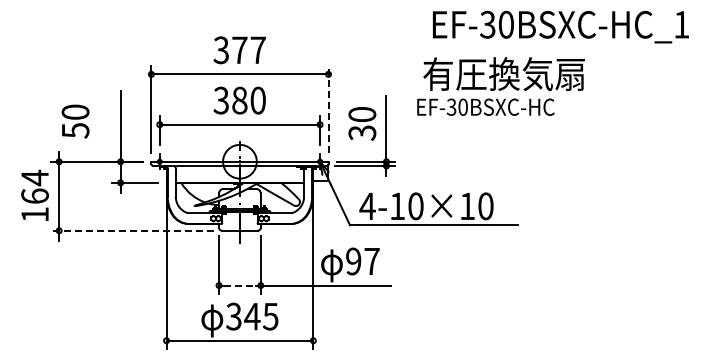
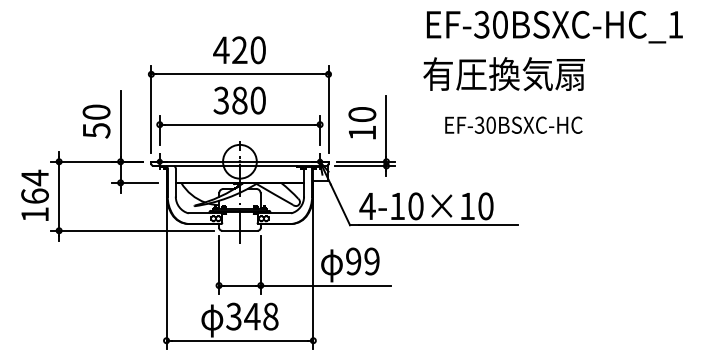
text position: (560, 26) -> (554, 26) (554, 26)
text: 377 -> 420 (239, 50)
text position: (485, 106) -> (513, 124) (513, 124)
line: dashed -> solid (328, 109)
text position: (75, 121) -> (96, 121) (96, 121)
text: 30 -> 10 (362, 132)
line: dashed -> solid (132, 230)
text: 97 -> 99 (371, 261)
line: dashed -> solid (239, 285)
text: 345 -> 348 (270, 316)
